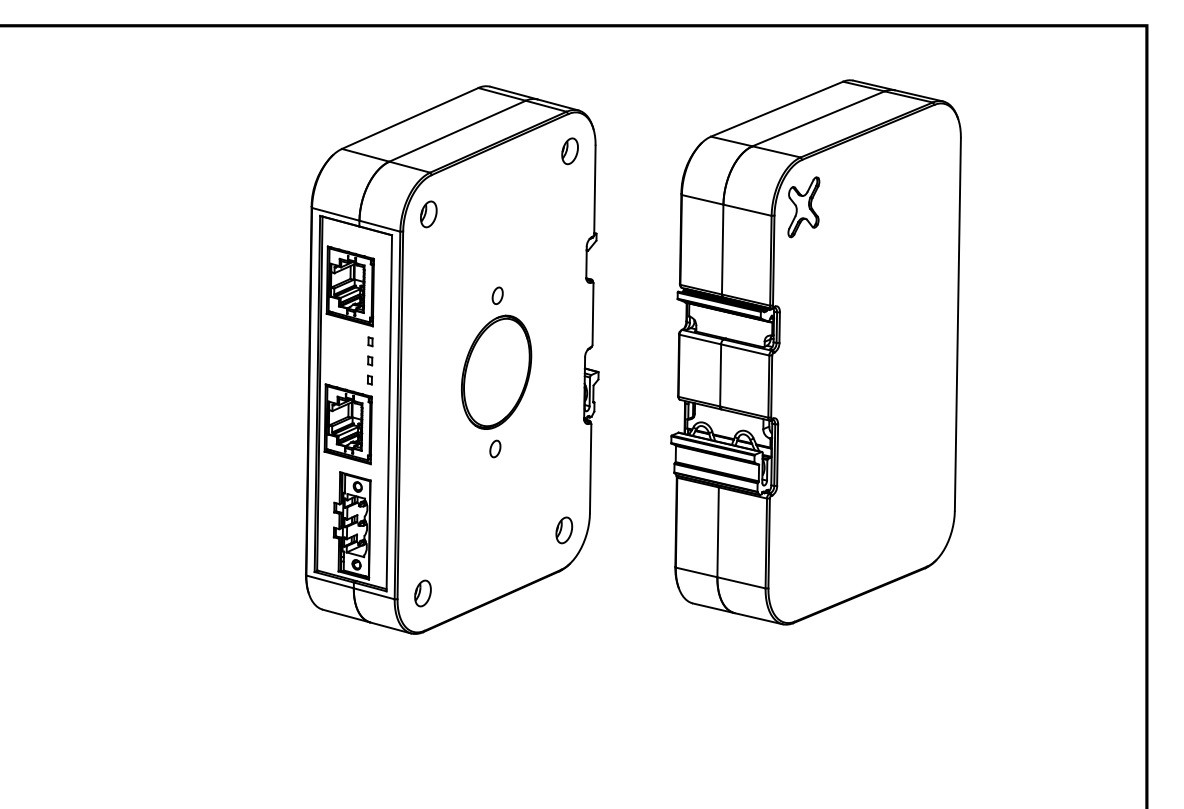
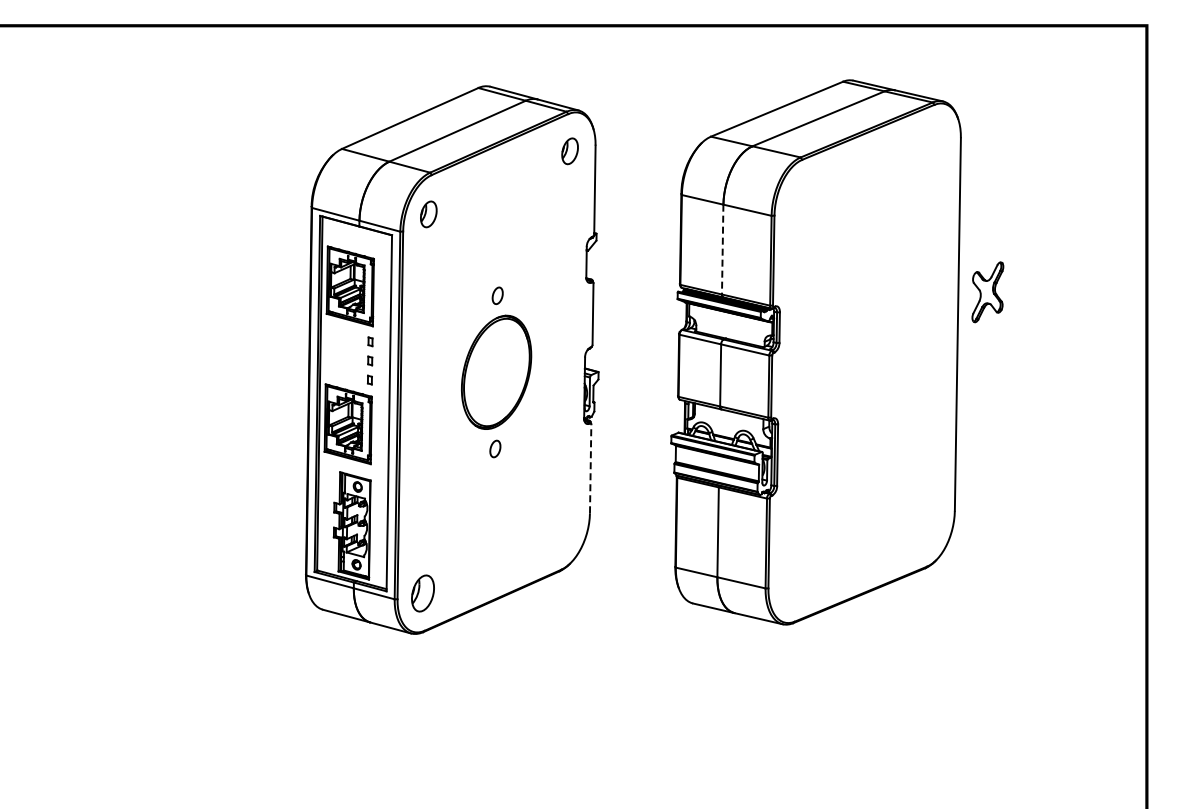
part position: (803, 207) -> (987, 292) (987, 292)
line: solid -> dashed (722, 249)
line: solid -> dashed (590, 468)
part: present -> none (564, 530)
part size: 18x29 px -> 24x39 px (422, 593)
